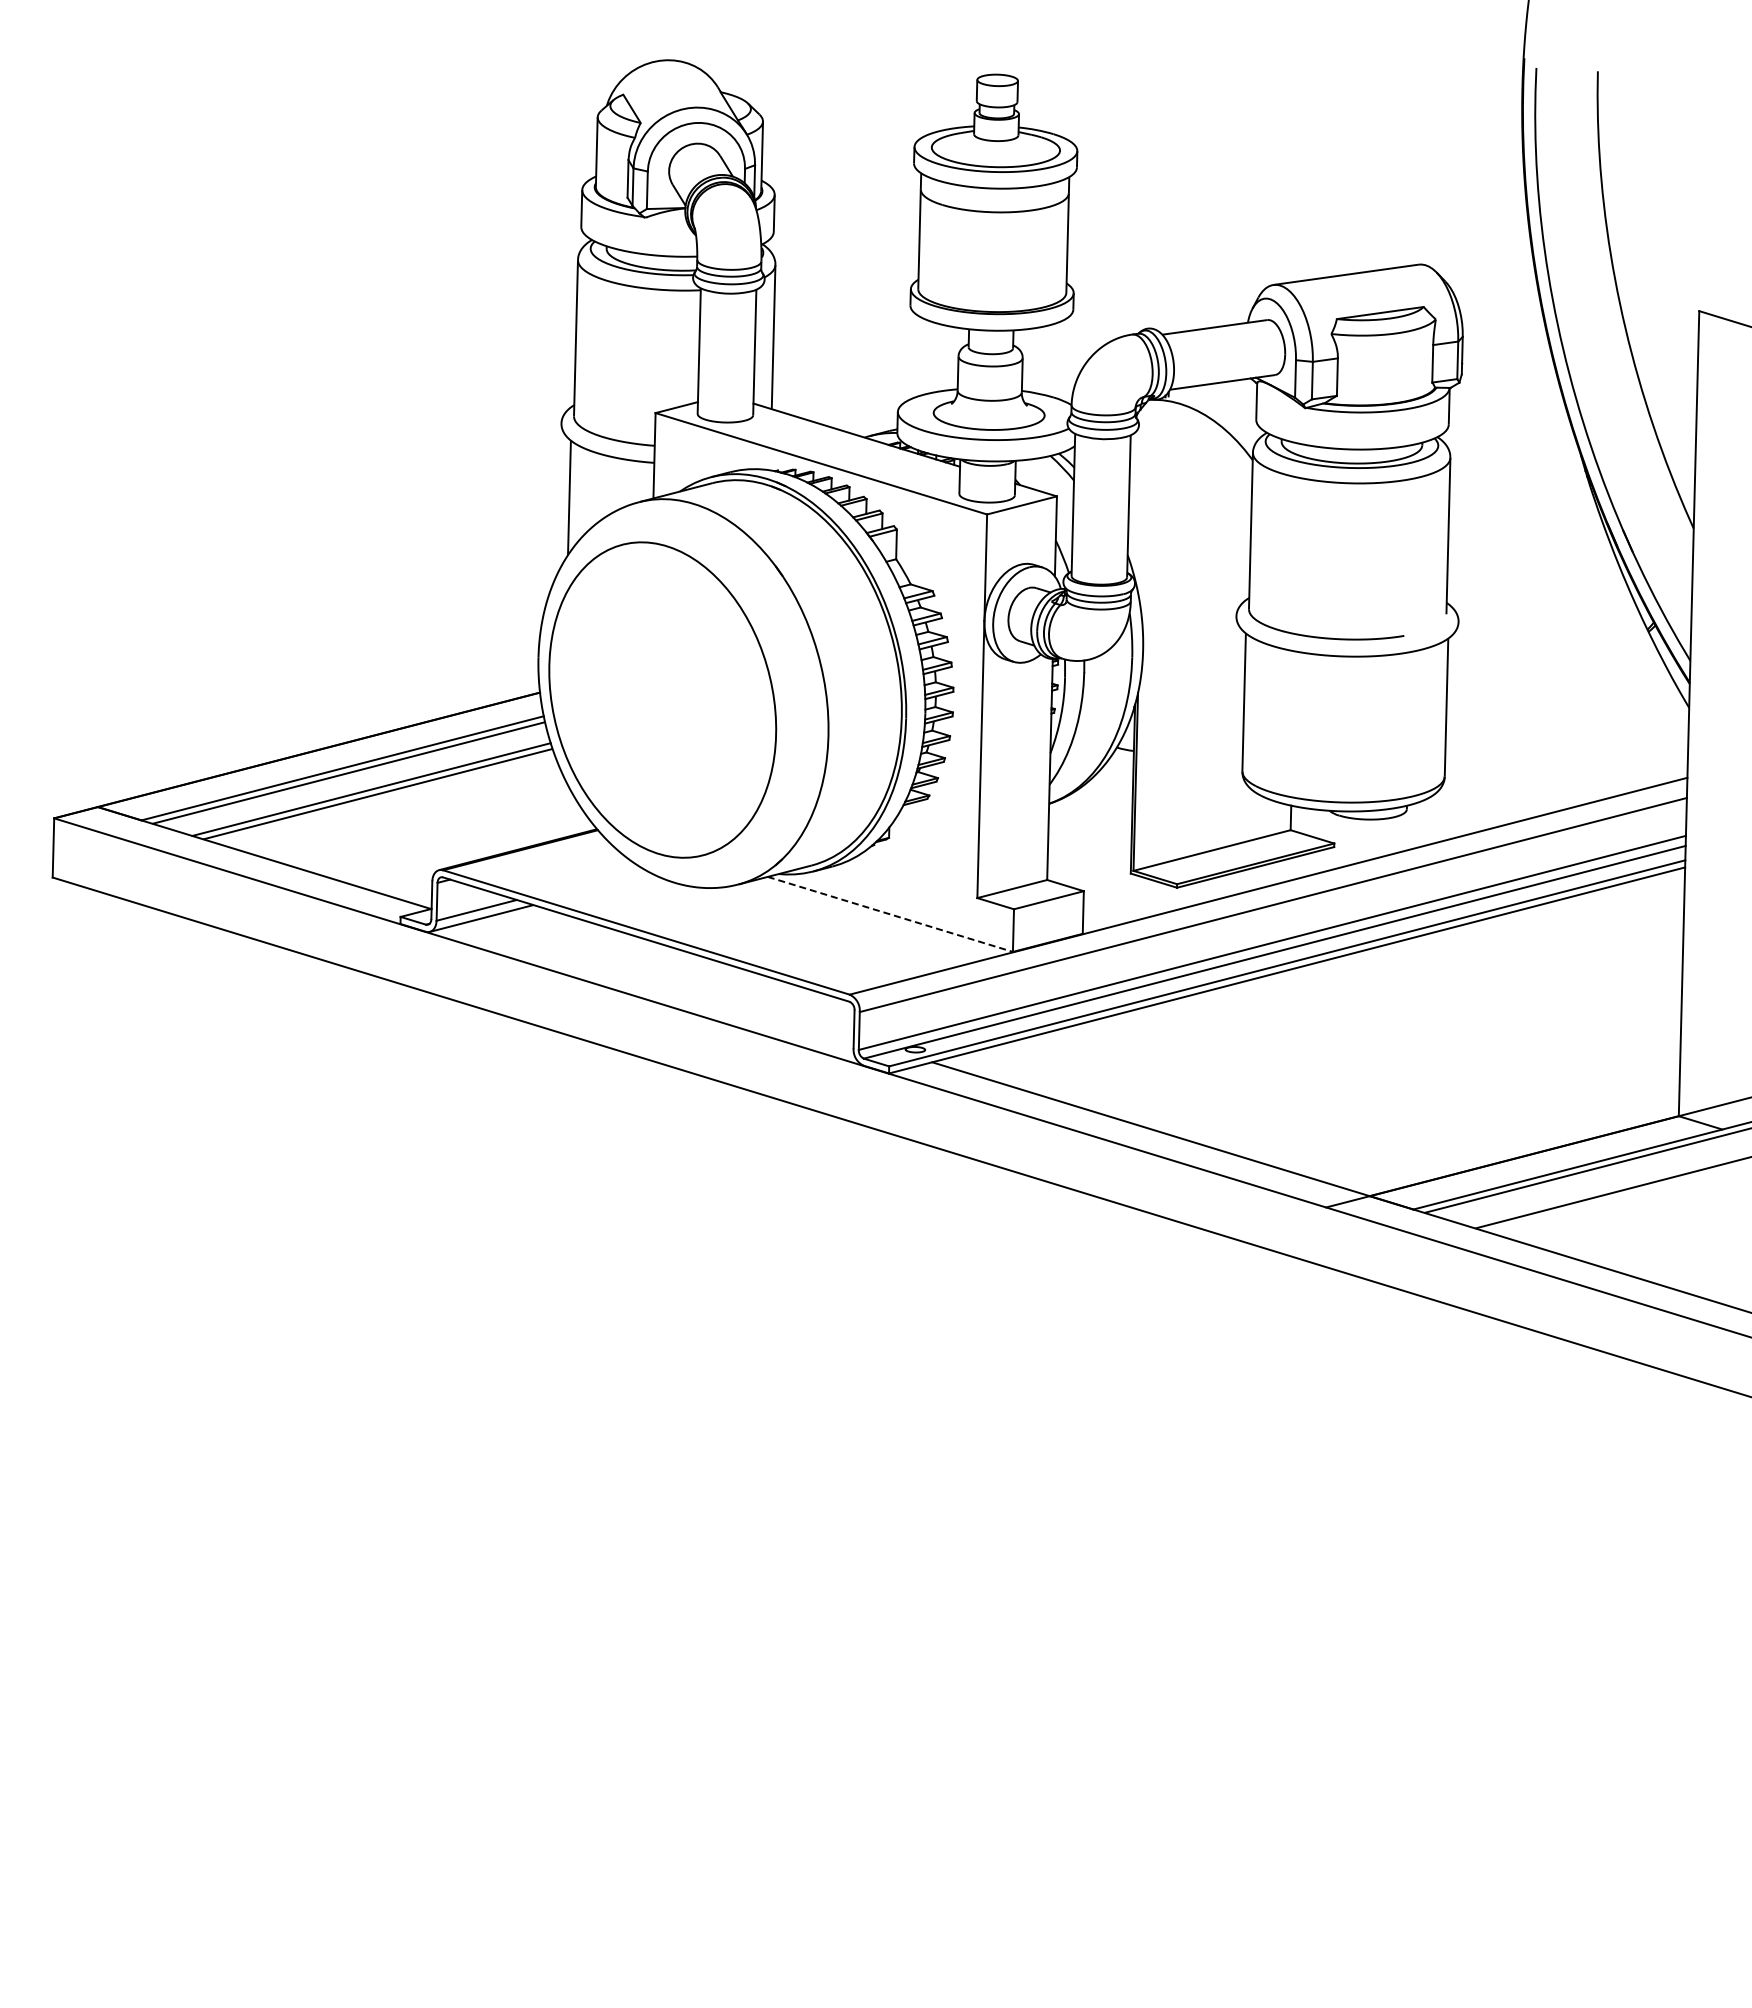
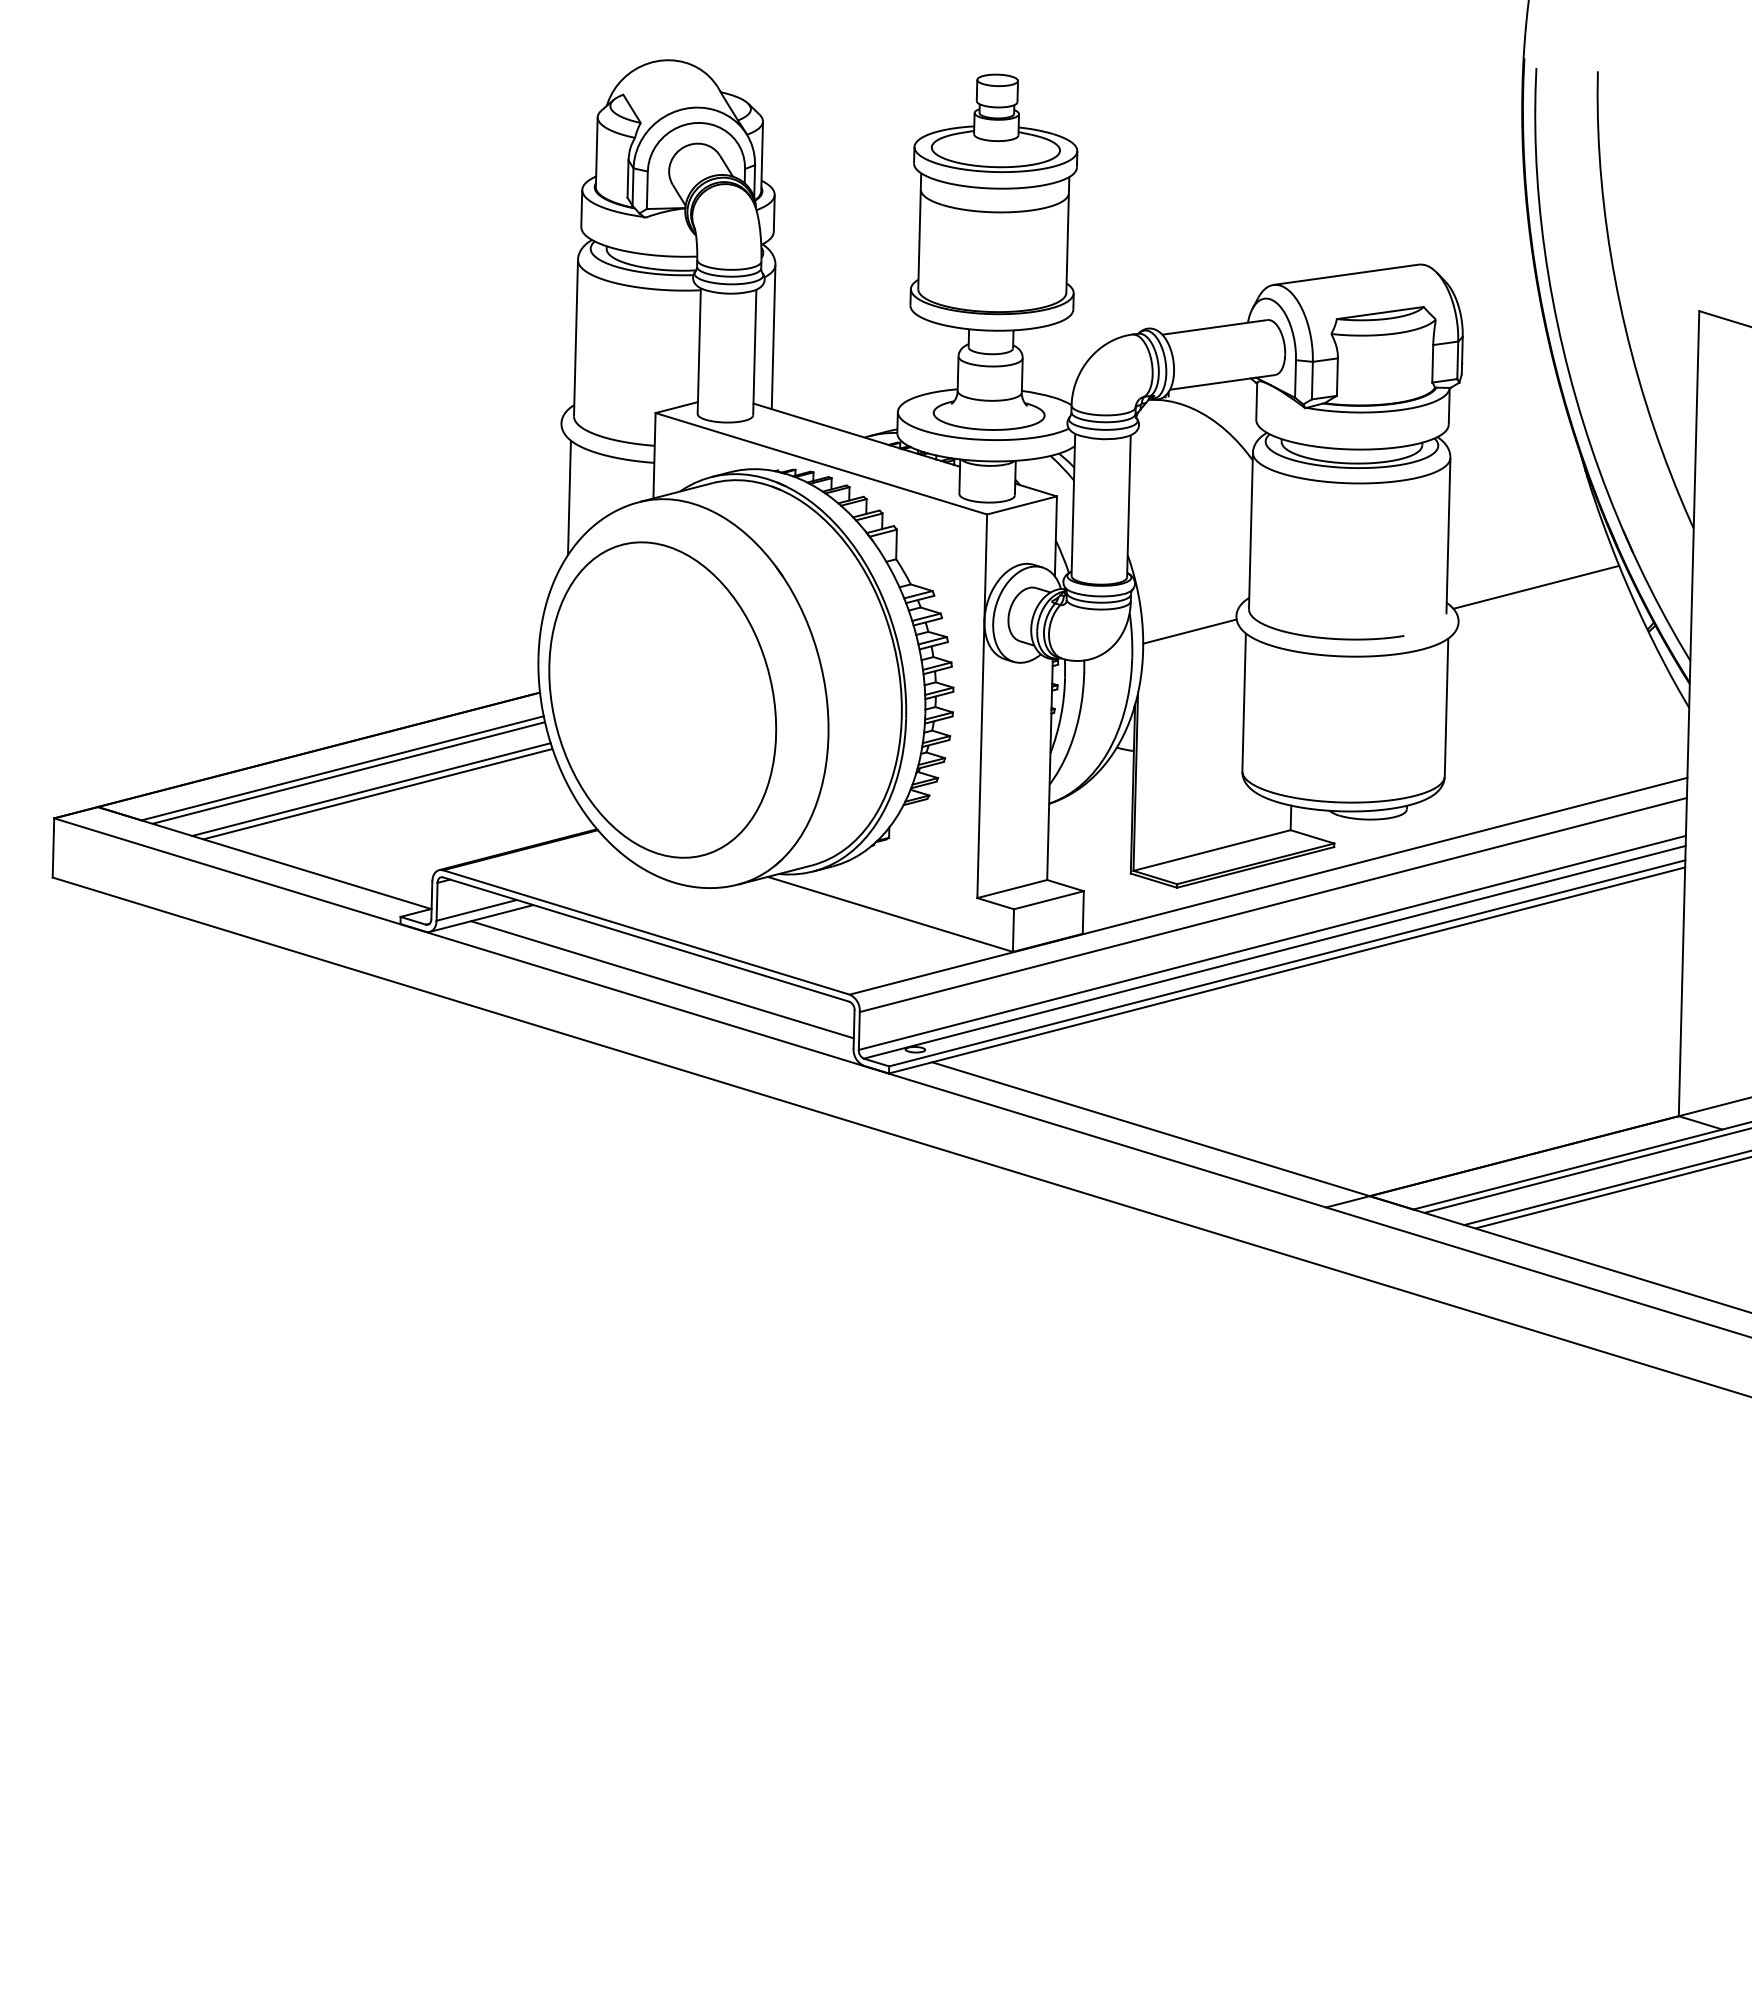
line: none -> present (1536, 586)
line: none -> present (1189, 631)
line: dashed -> solid (890, 914)
line: none -> present (662, 979)
line: none -> present (1606, 1188)
